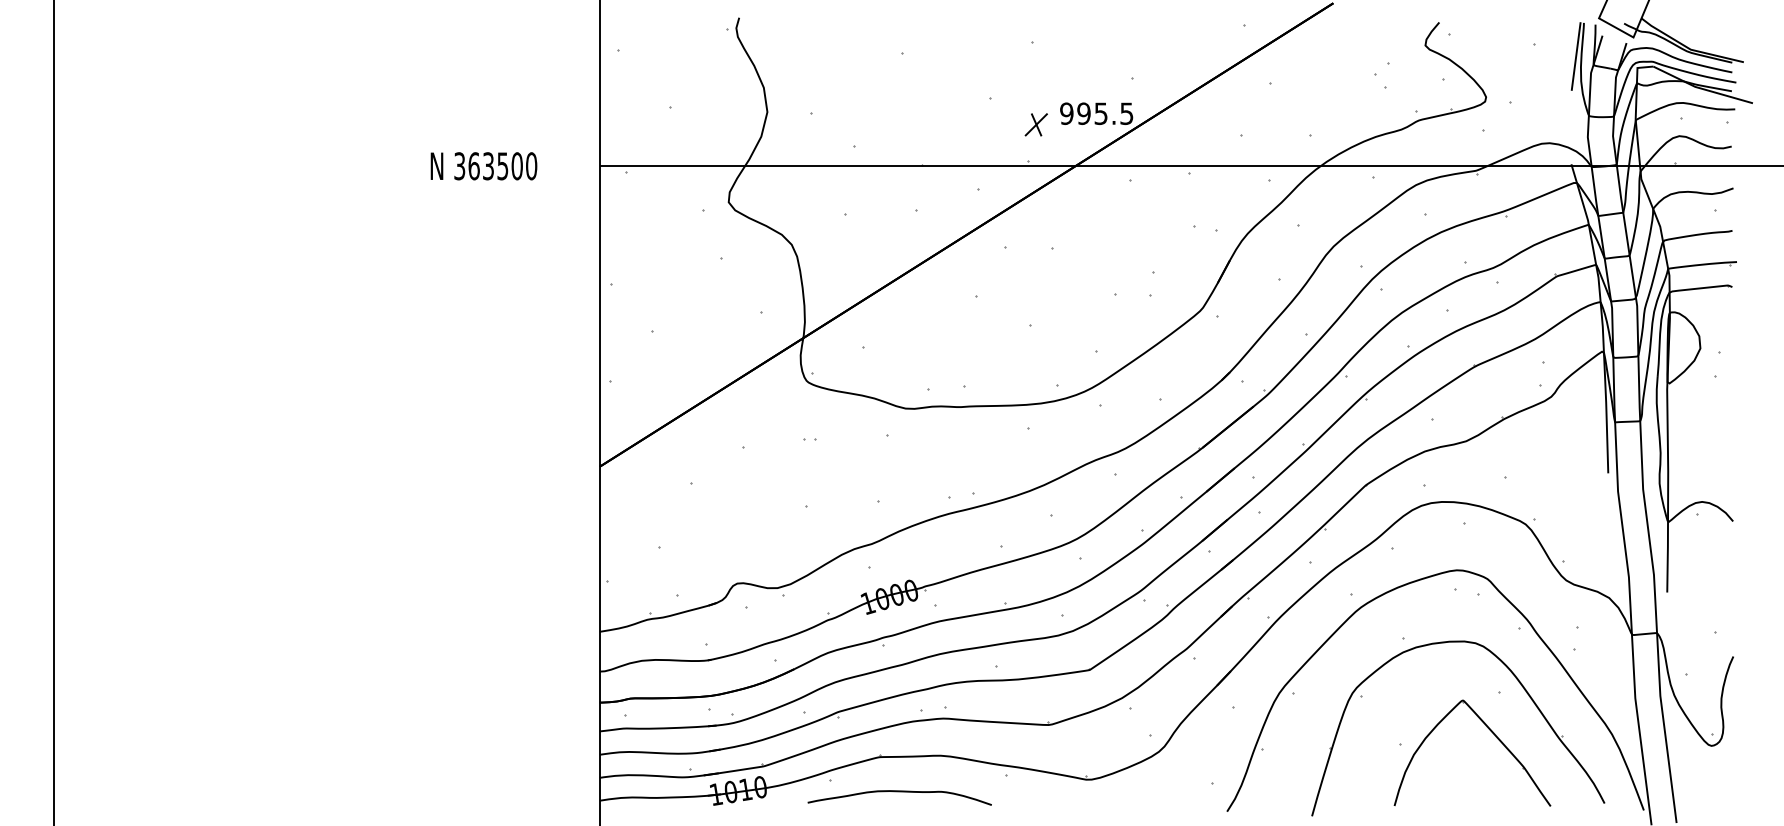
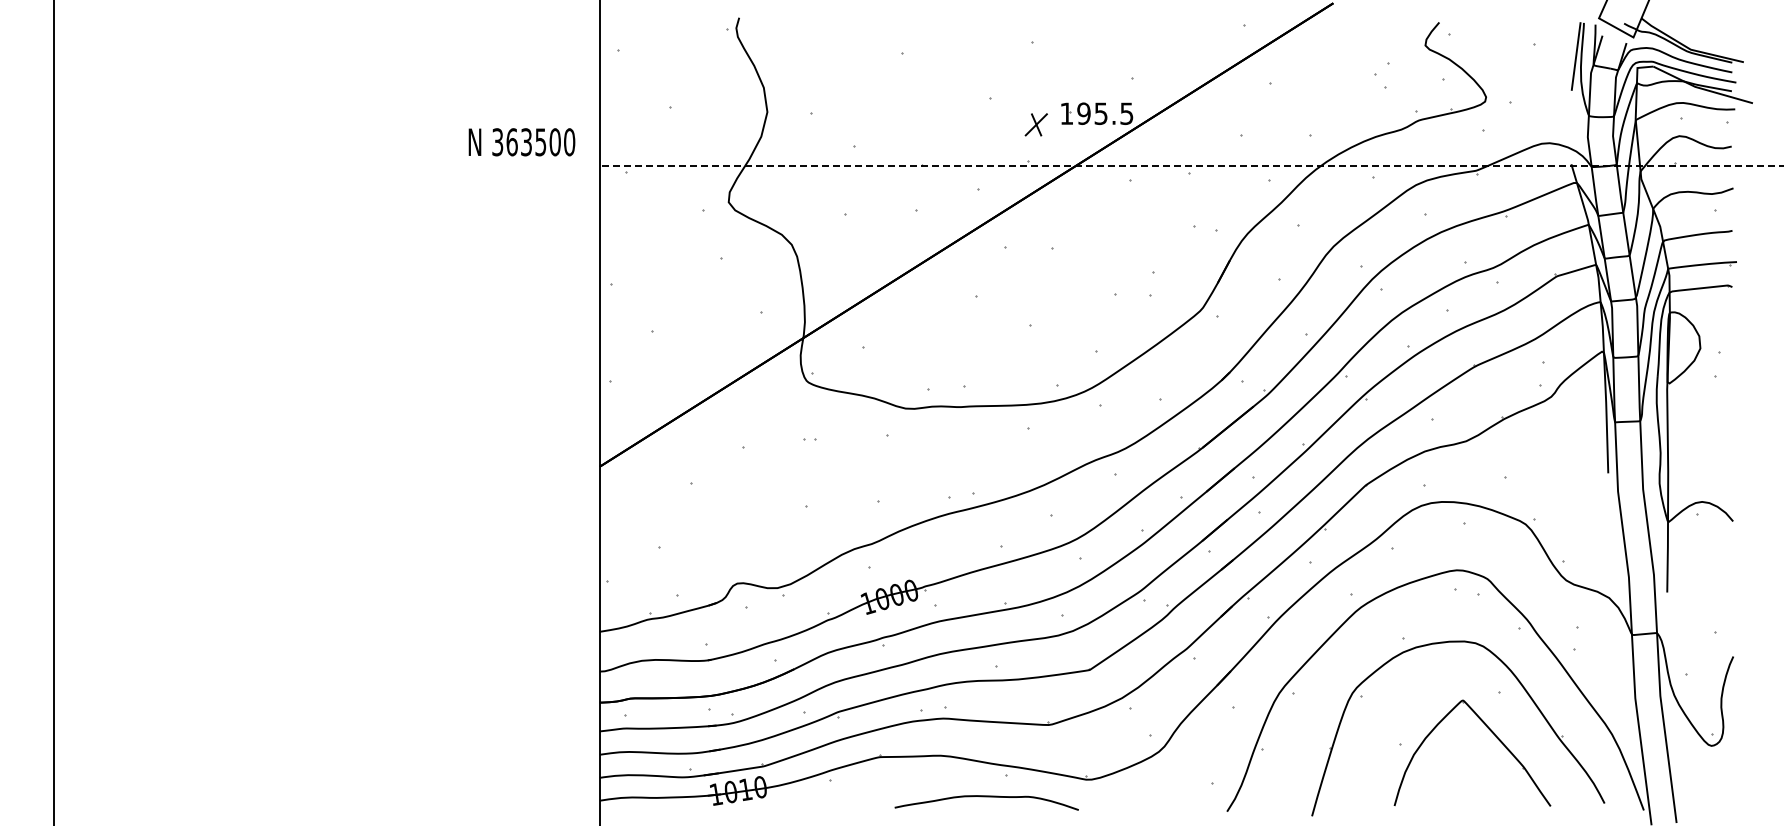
text: 995.5 -> 195.5 (1066, 113)
text position: (483, 166) -> (521, 142) (521, 142)
line: solid -> dashed (1191, 166)
curve position: (899, 792) -> (986, 797) (986, 797)
